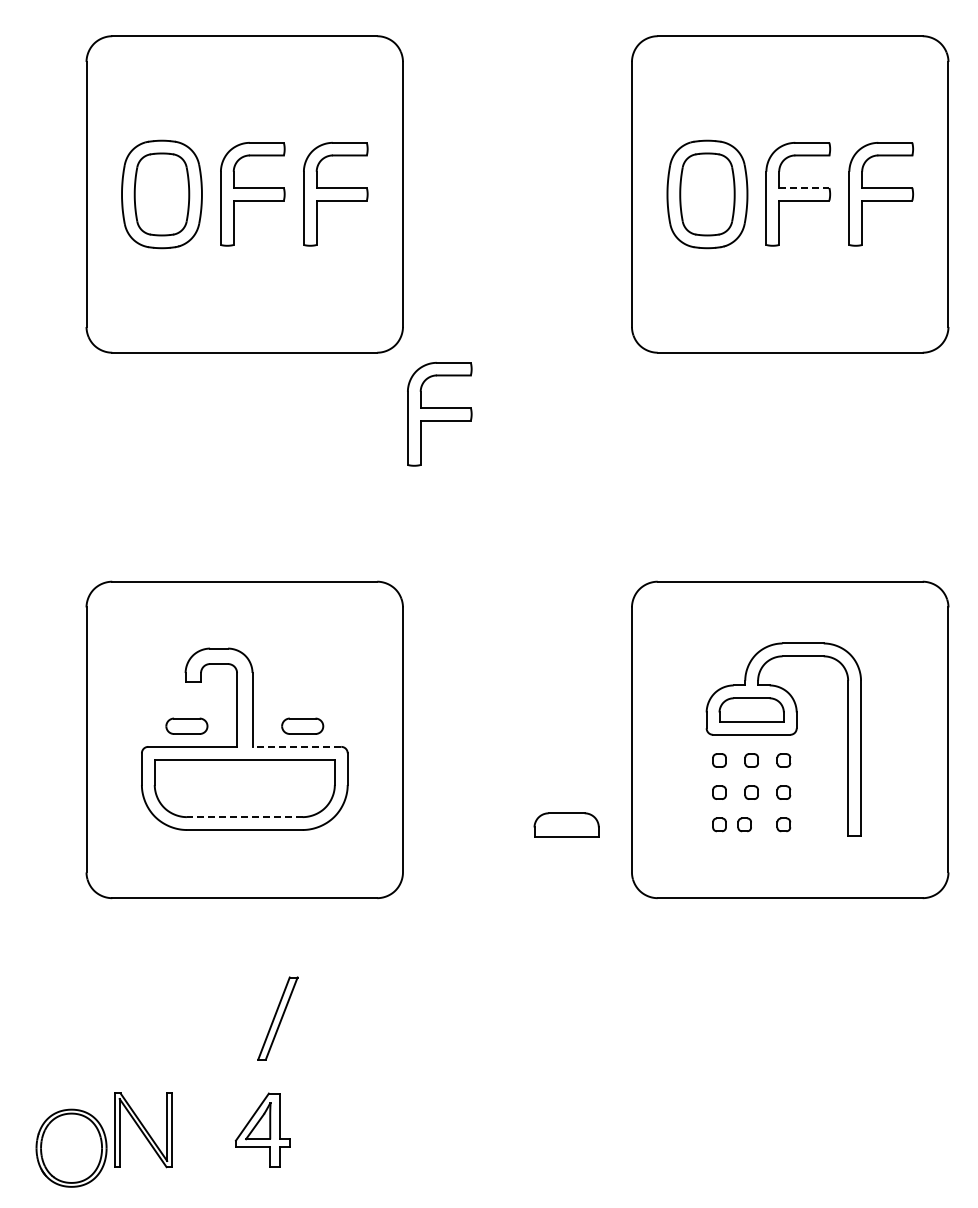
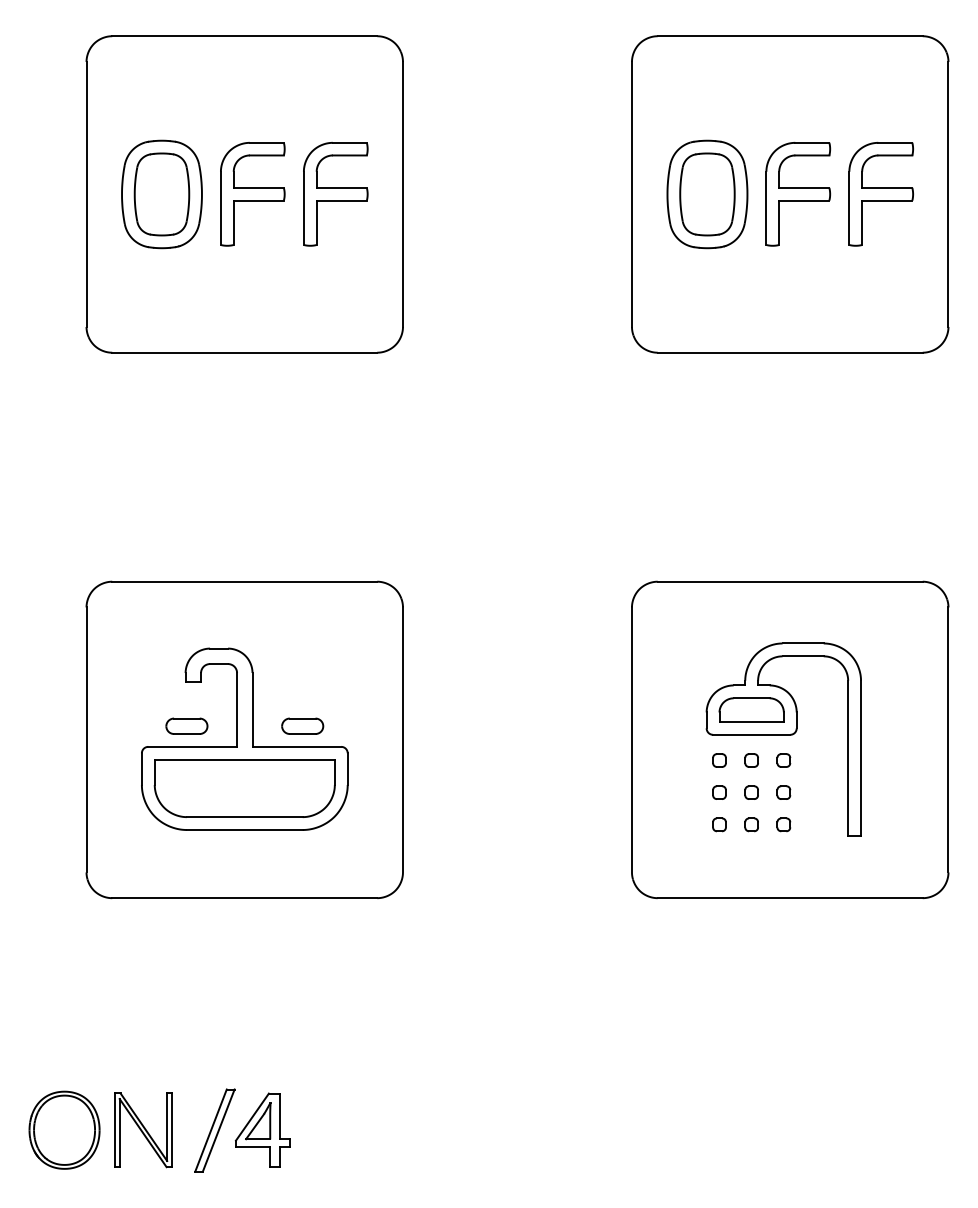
line: dashed -> solid (804, 187)
part: present -> none (439, 414)
line: dashed -> solid (296, 746)
line: dashed -> solid (244, 817)
part: present -> none (566, 824)
part position: (744, 824) -> (751, 824) (751, 824)
part position: (277, 1018) -> (214, 1130) (214, 1130)
part position: (71, 1147) -> (64, 1129) (64, 1129)
